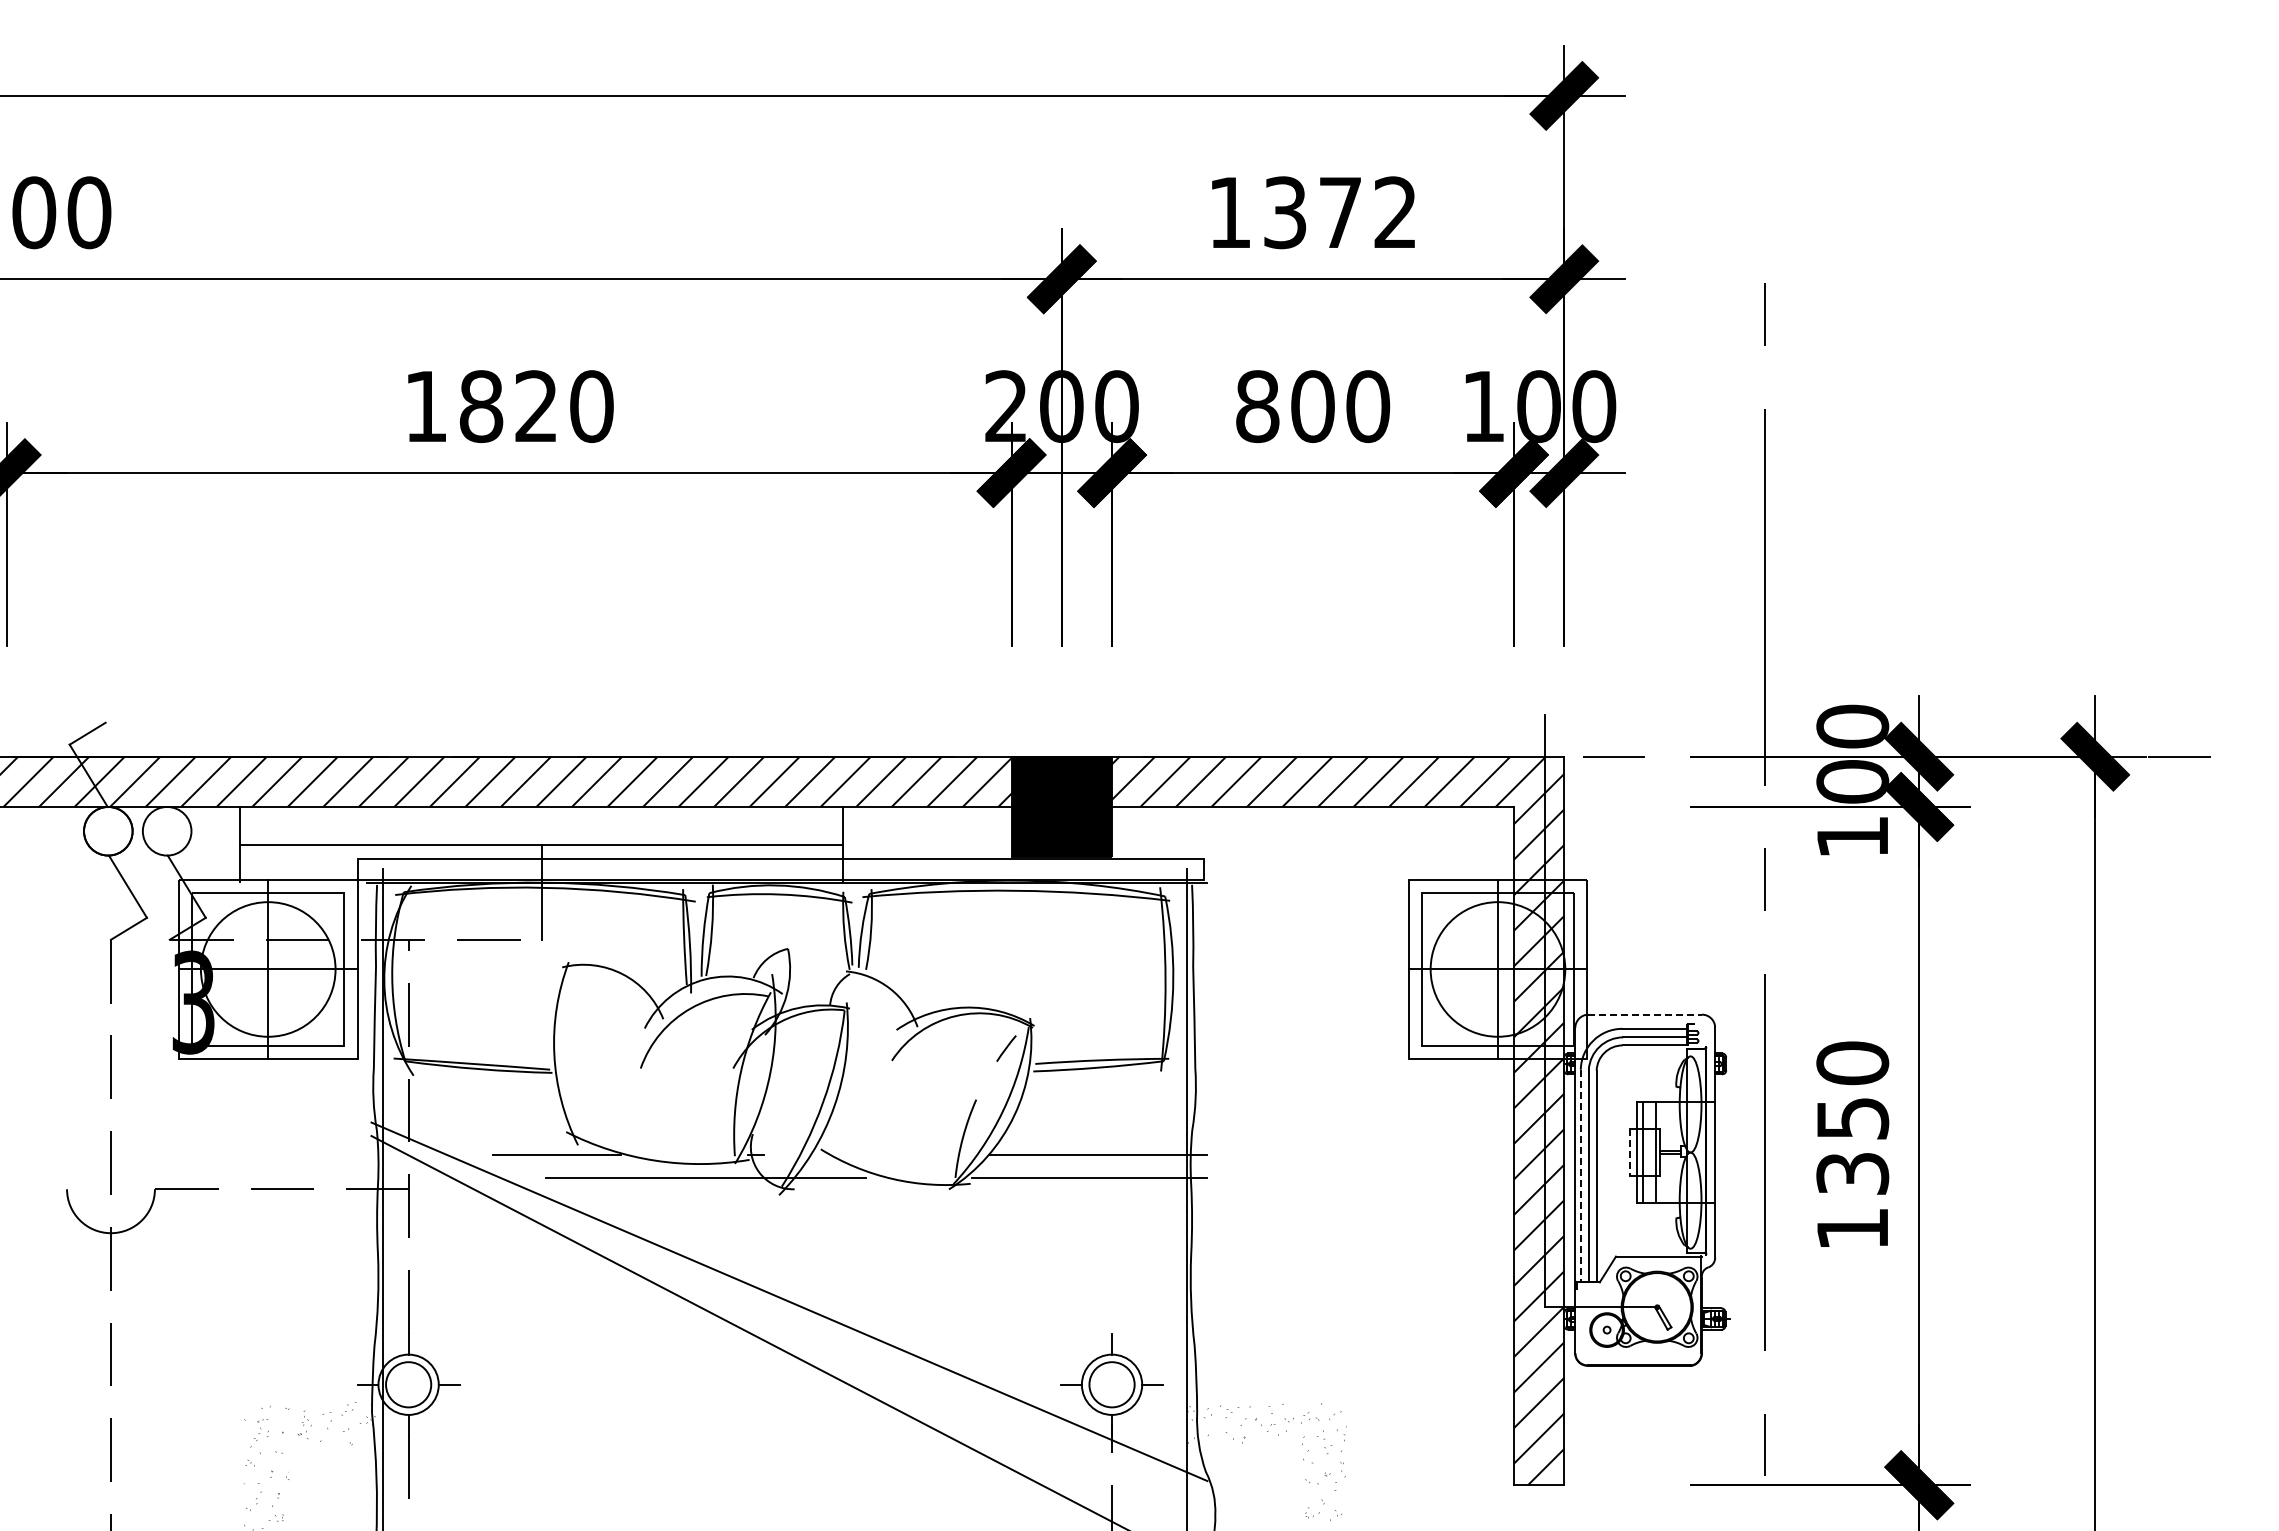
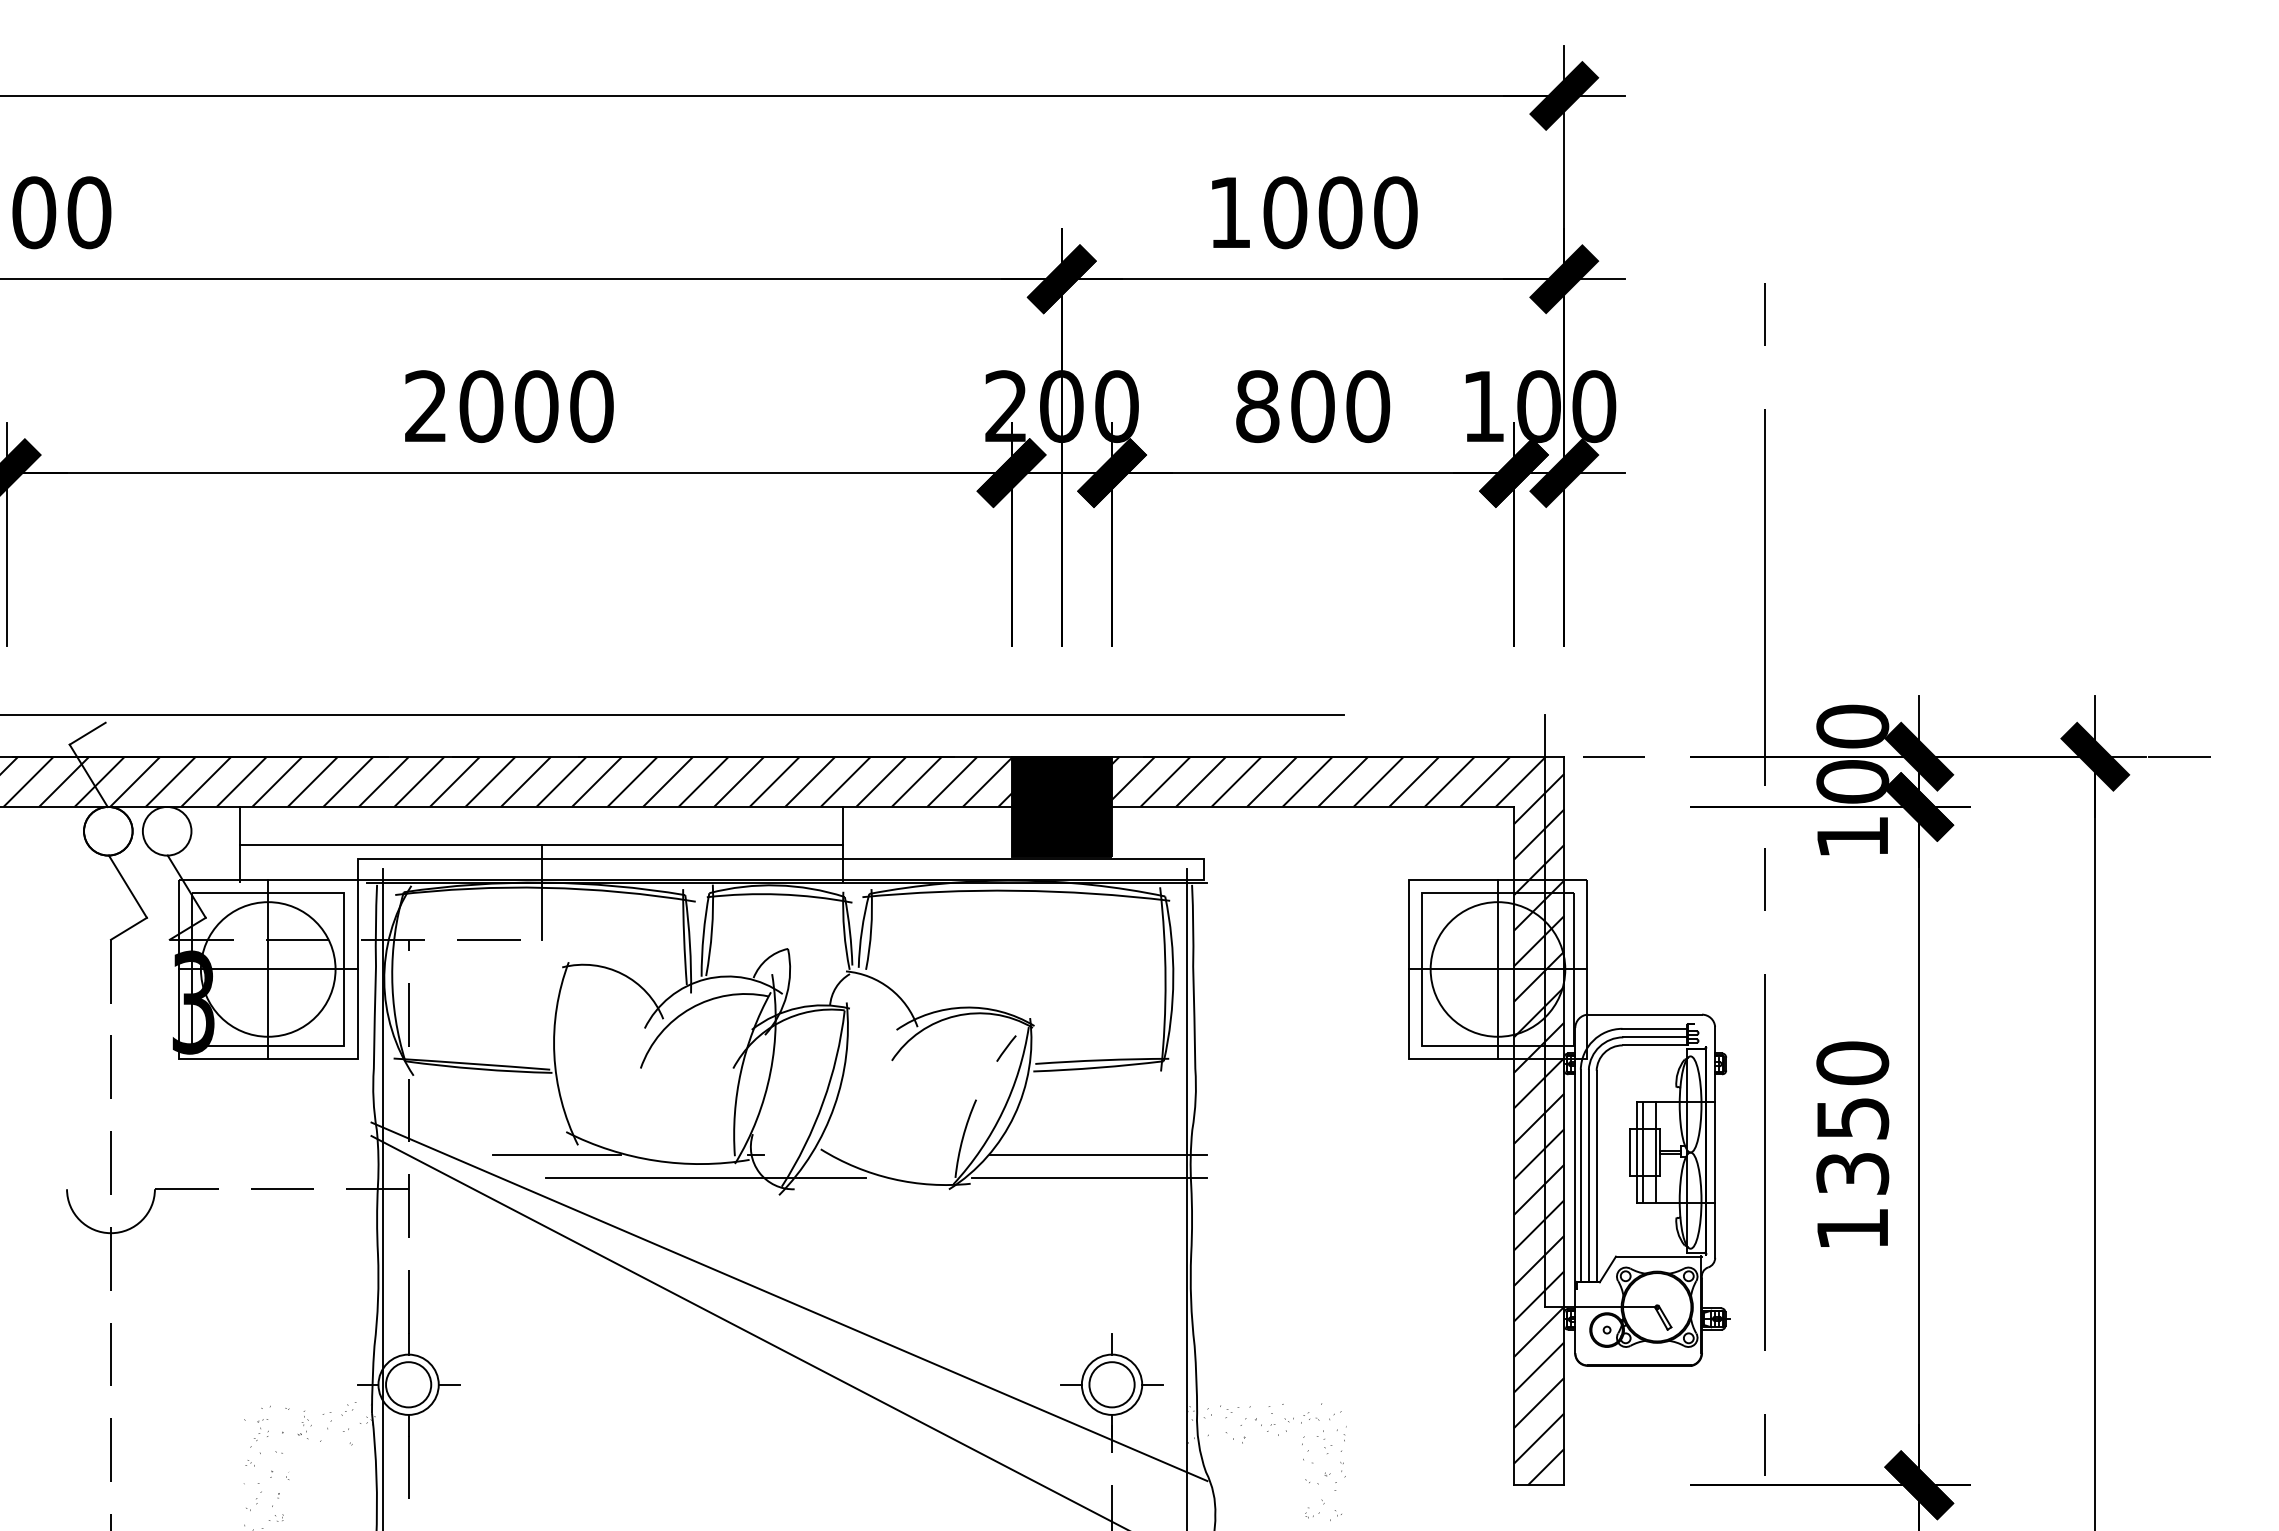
text: 1372 -> 1000 (1340, 212)
text: 1820 -> 2000 (481, 406)
line: none -> present (673, 714)
line: dashed -> solid (1645, 1014)
line: dashed -> solid (1630, 1152)
line: dashed -> solid (1580, 1175)
